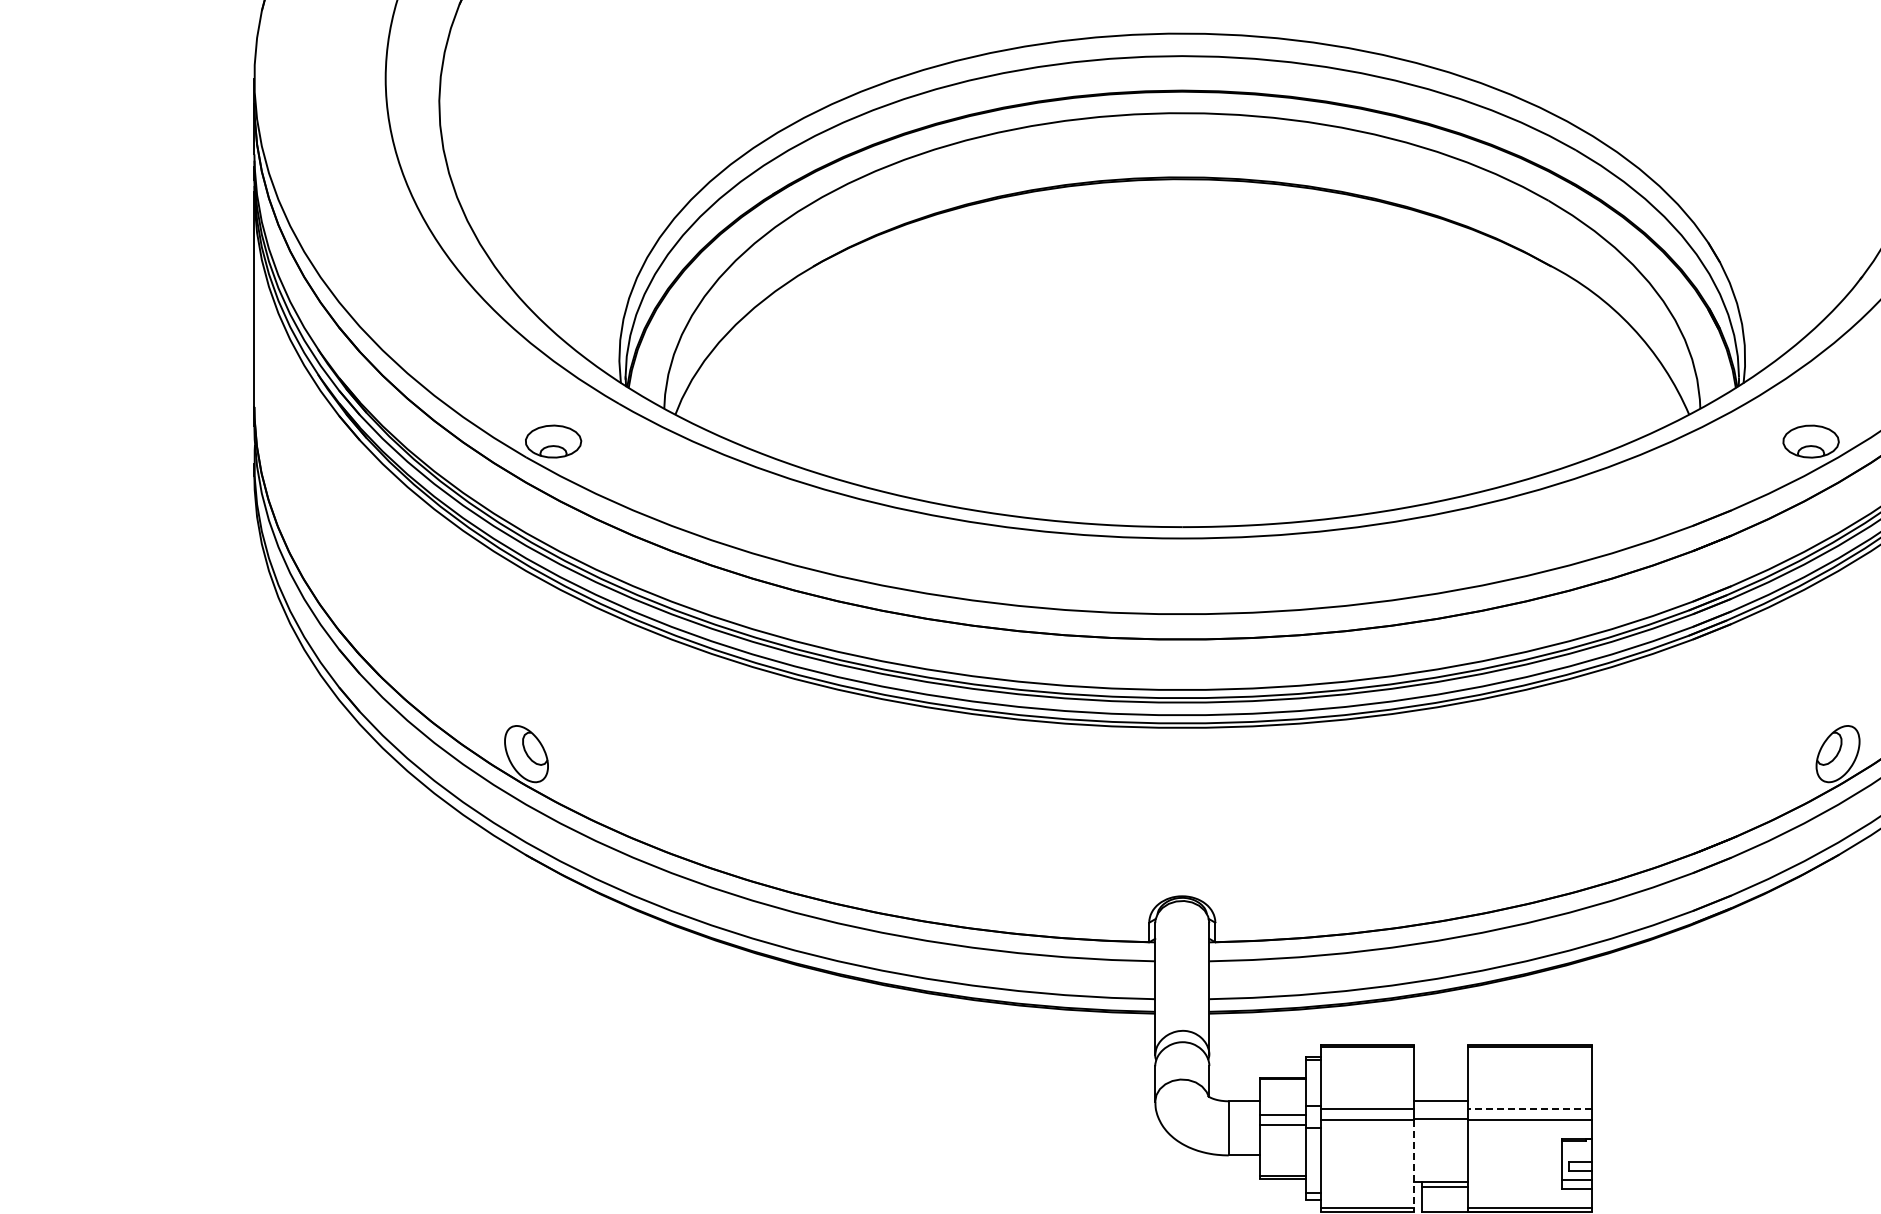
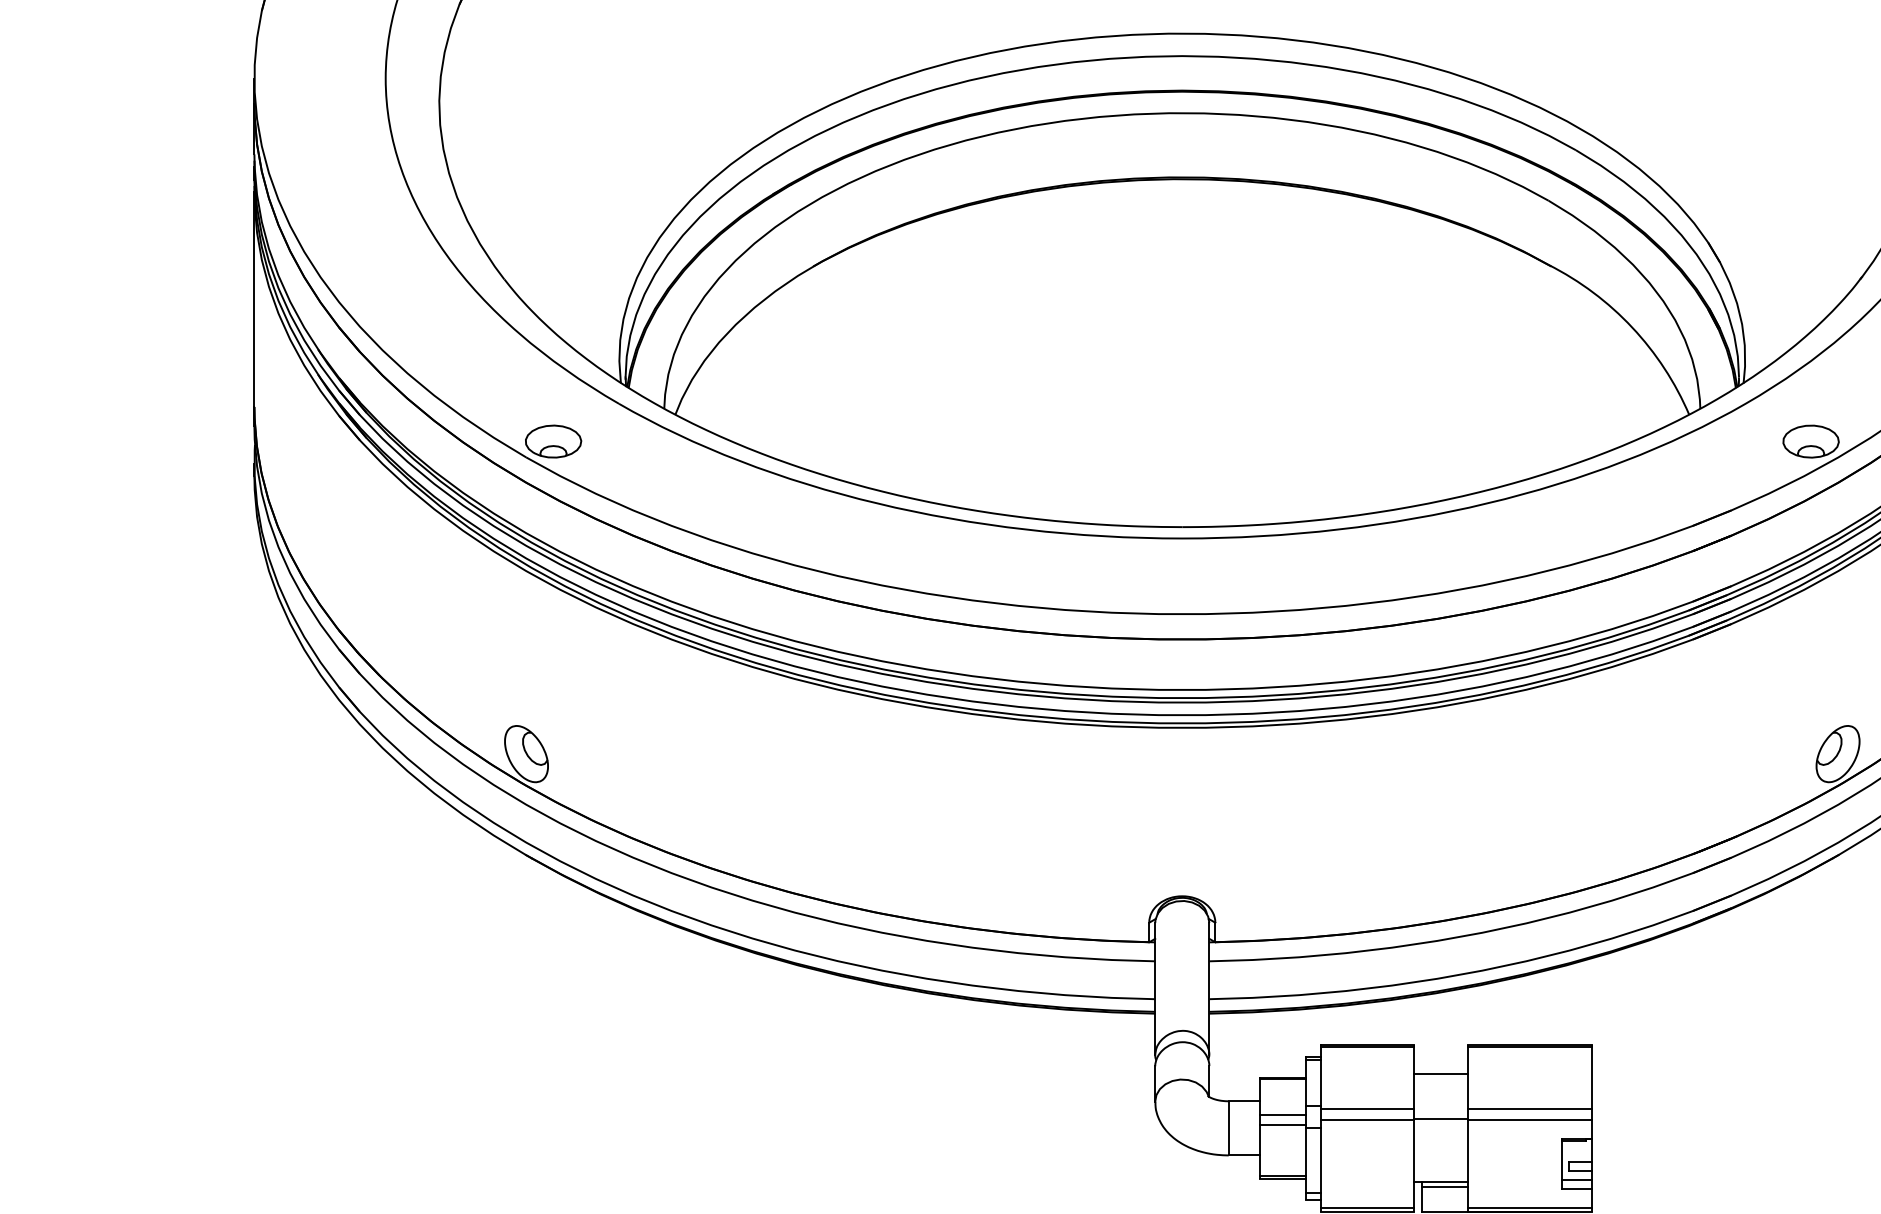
line position: (1441, 1101) -> (1441, 1074) (1441, 1074)
line: dashed -> solid (1530, 1109)
line: dashed -> solid (1414, 1164)
